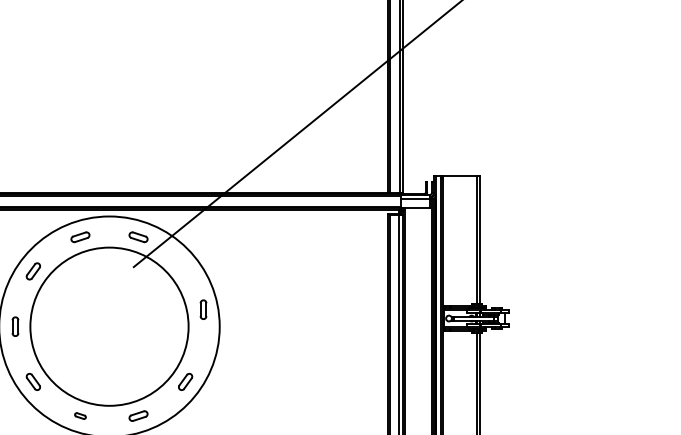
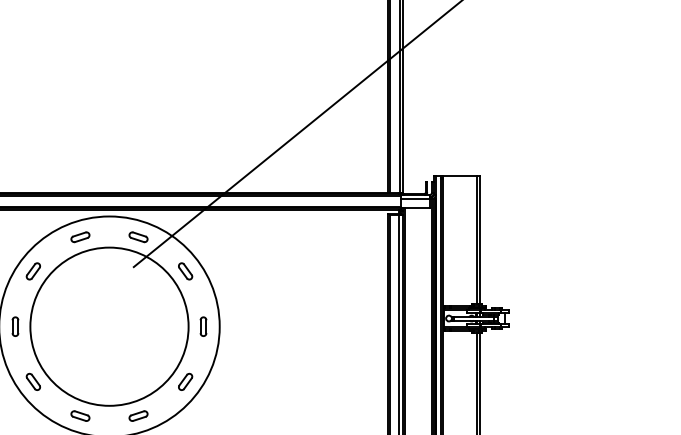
part: none -> present (185, 271)
part position: (203, 309) -> (203, 326) (203, 326)
part size: 13x8 px -> 21x12 px (80, 415)
